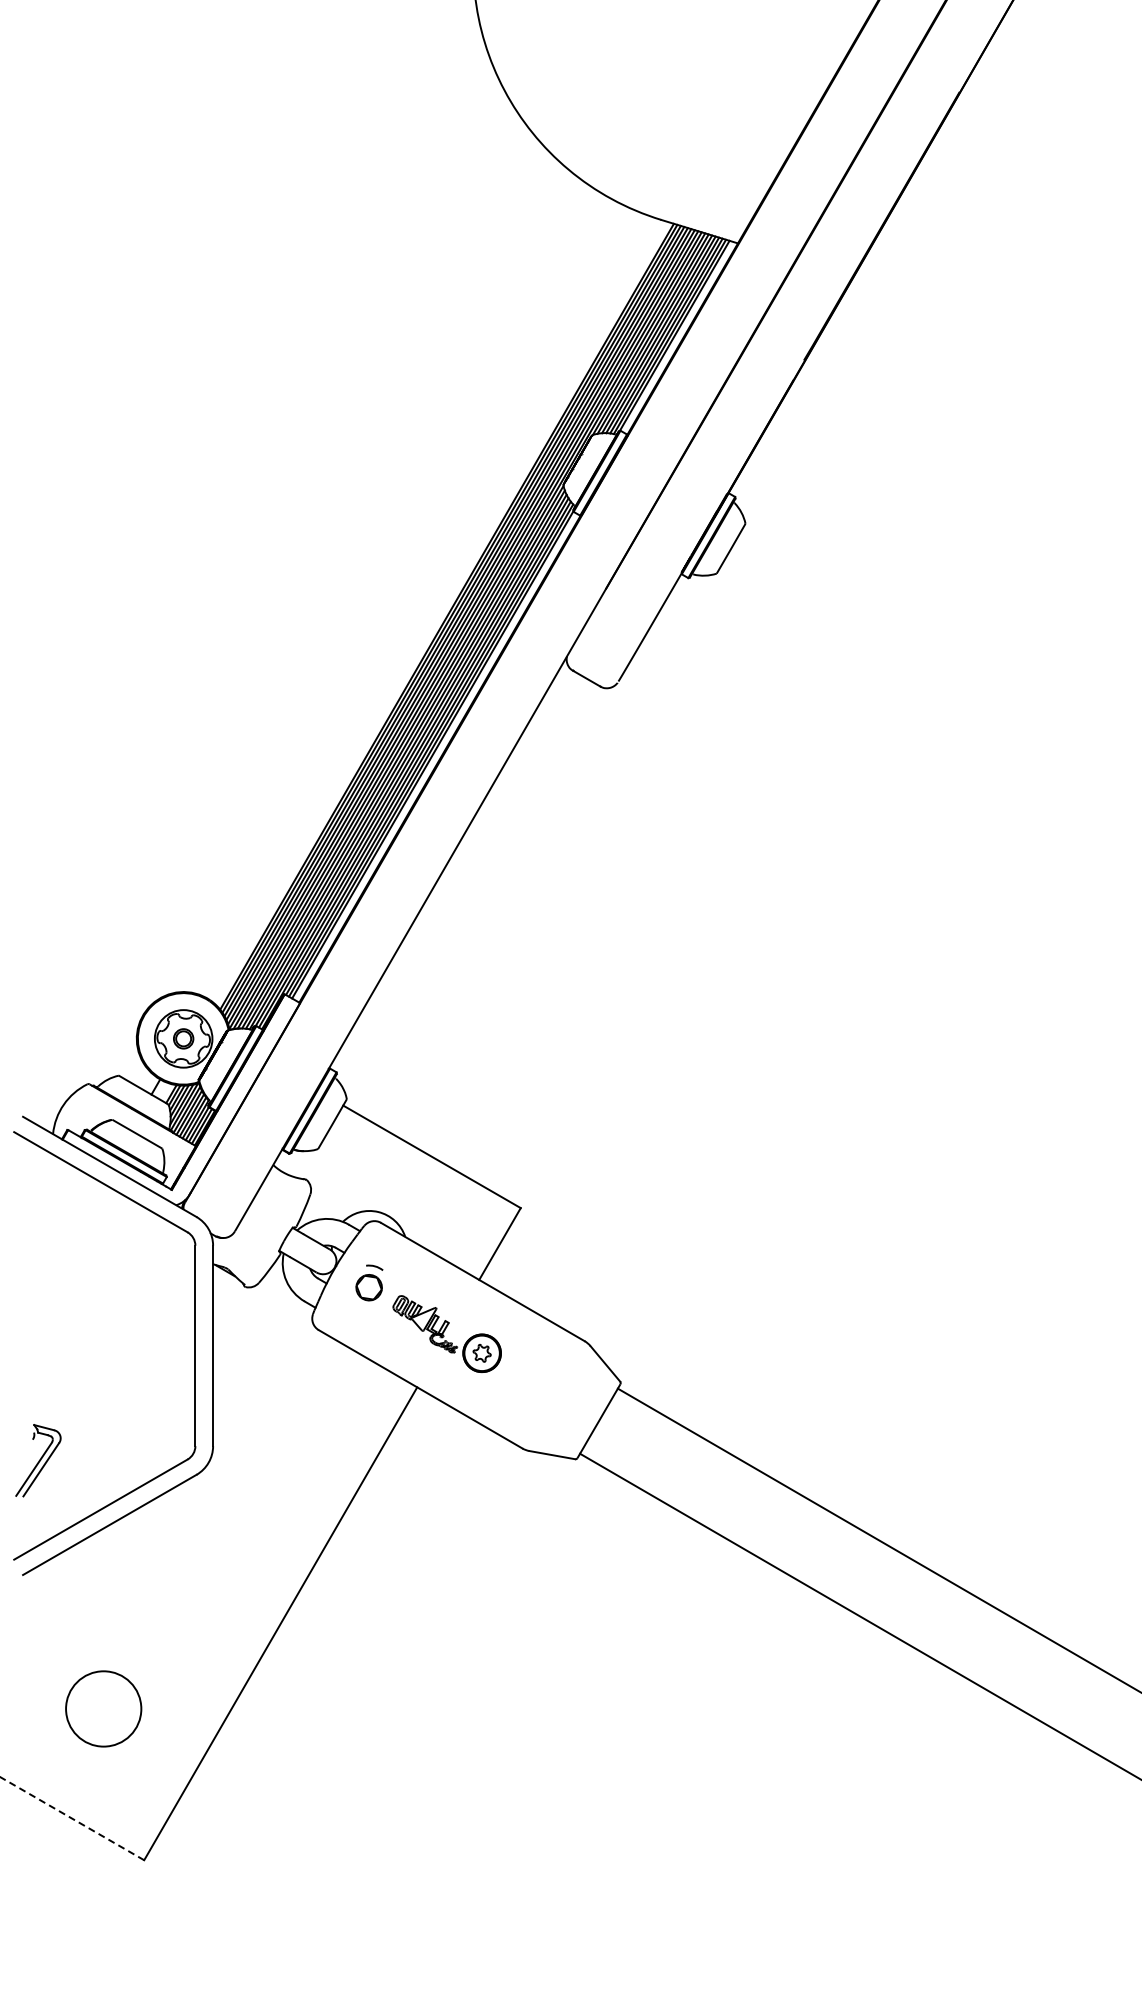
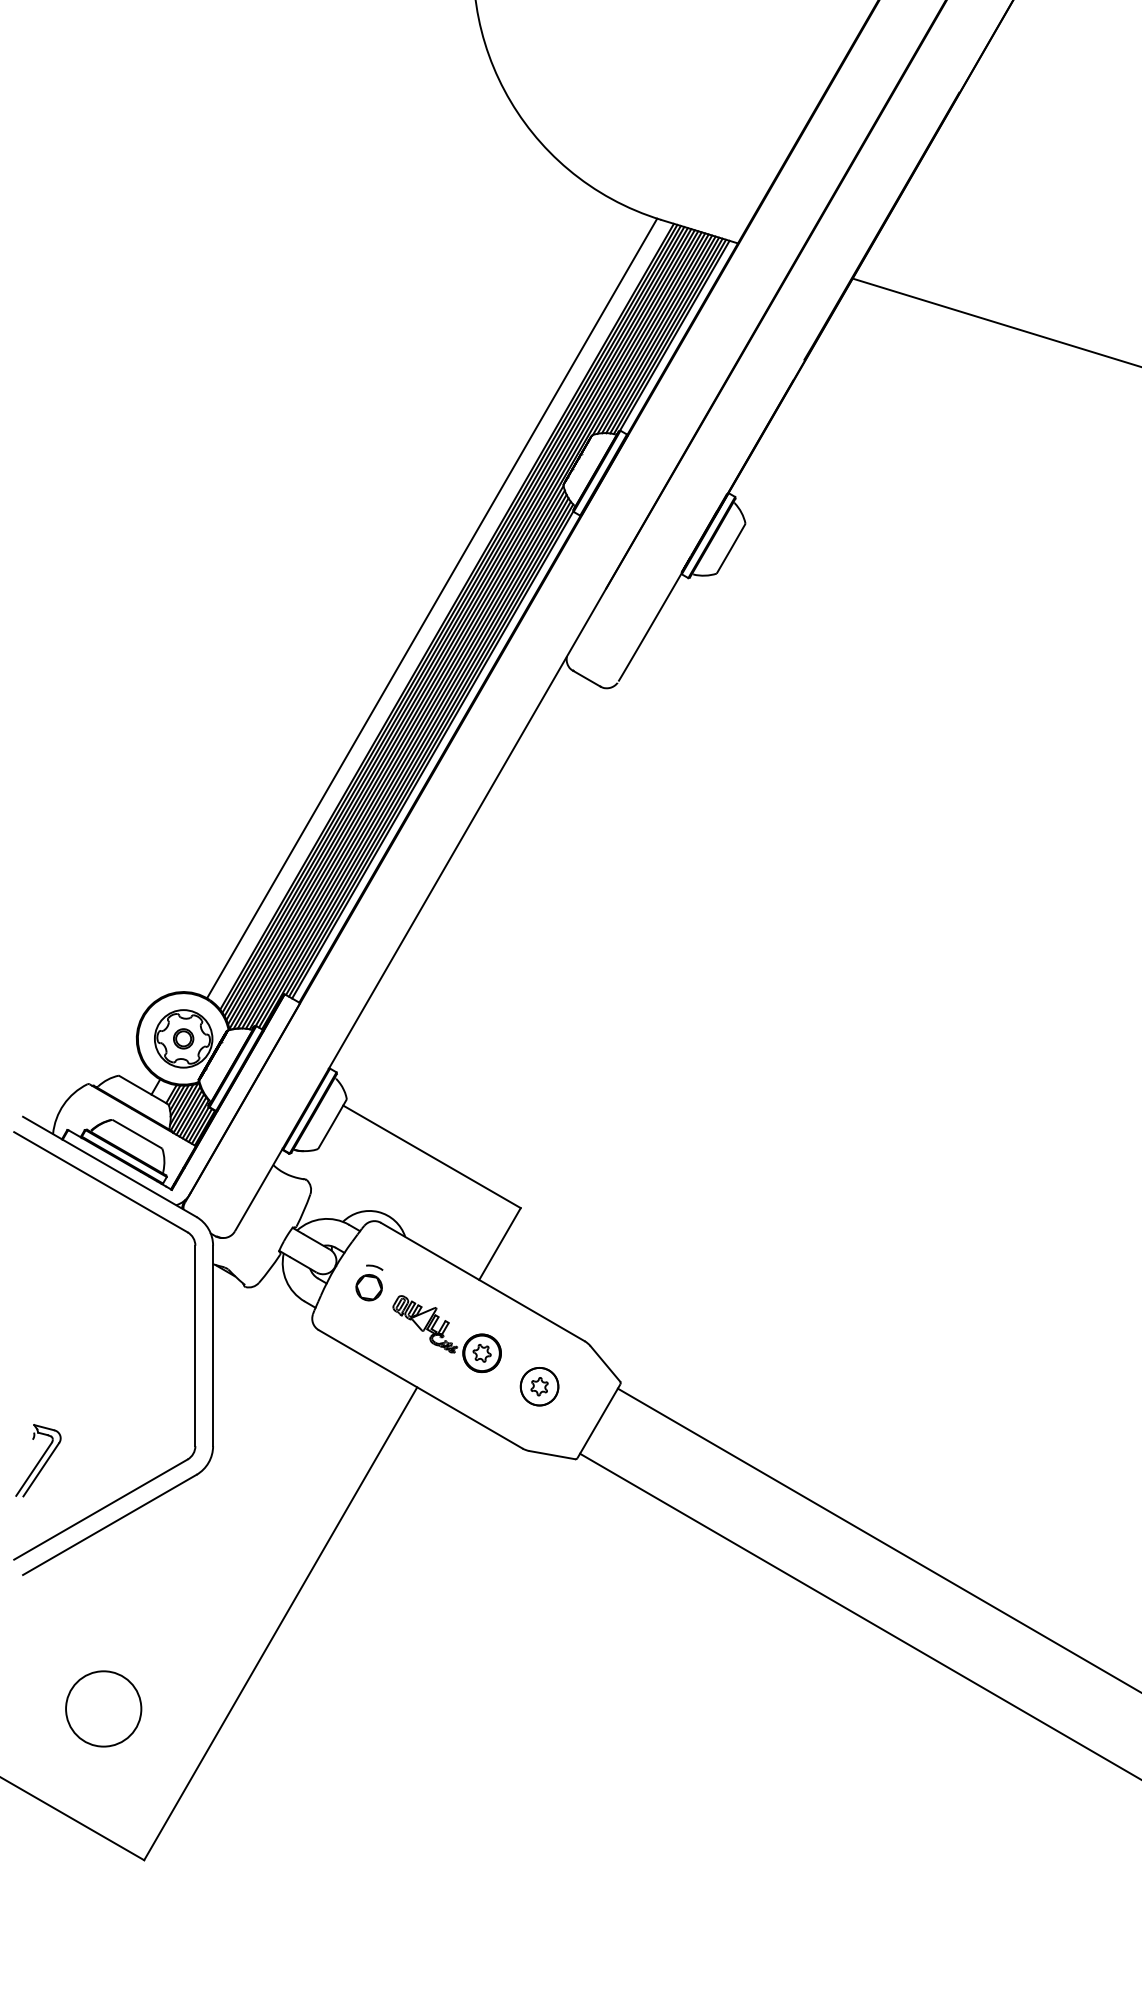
line: none -> present (995, 322)
line: none -> present (432, 608)
part: none -> present (539, 1386)
line: dashed -> solid (72, 1818)
